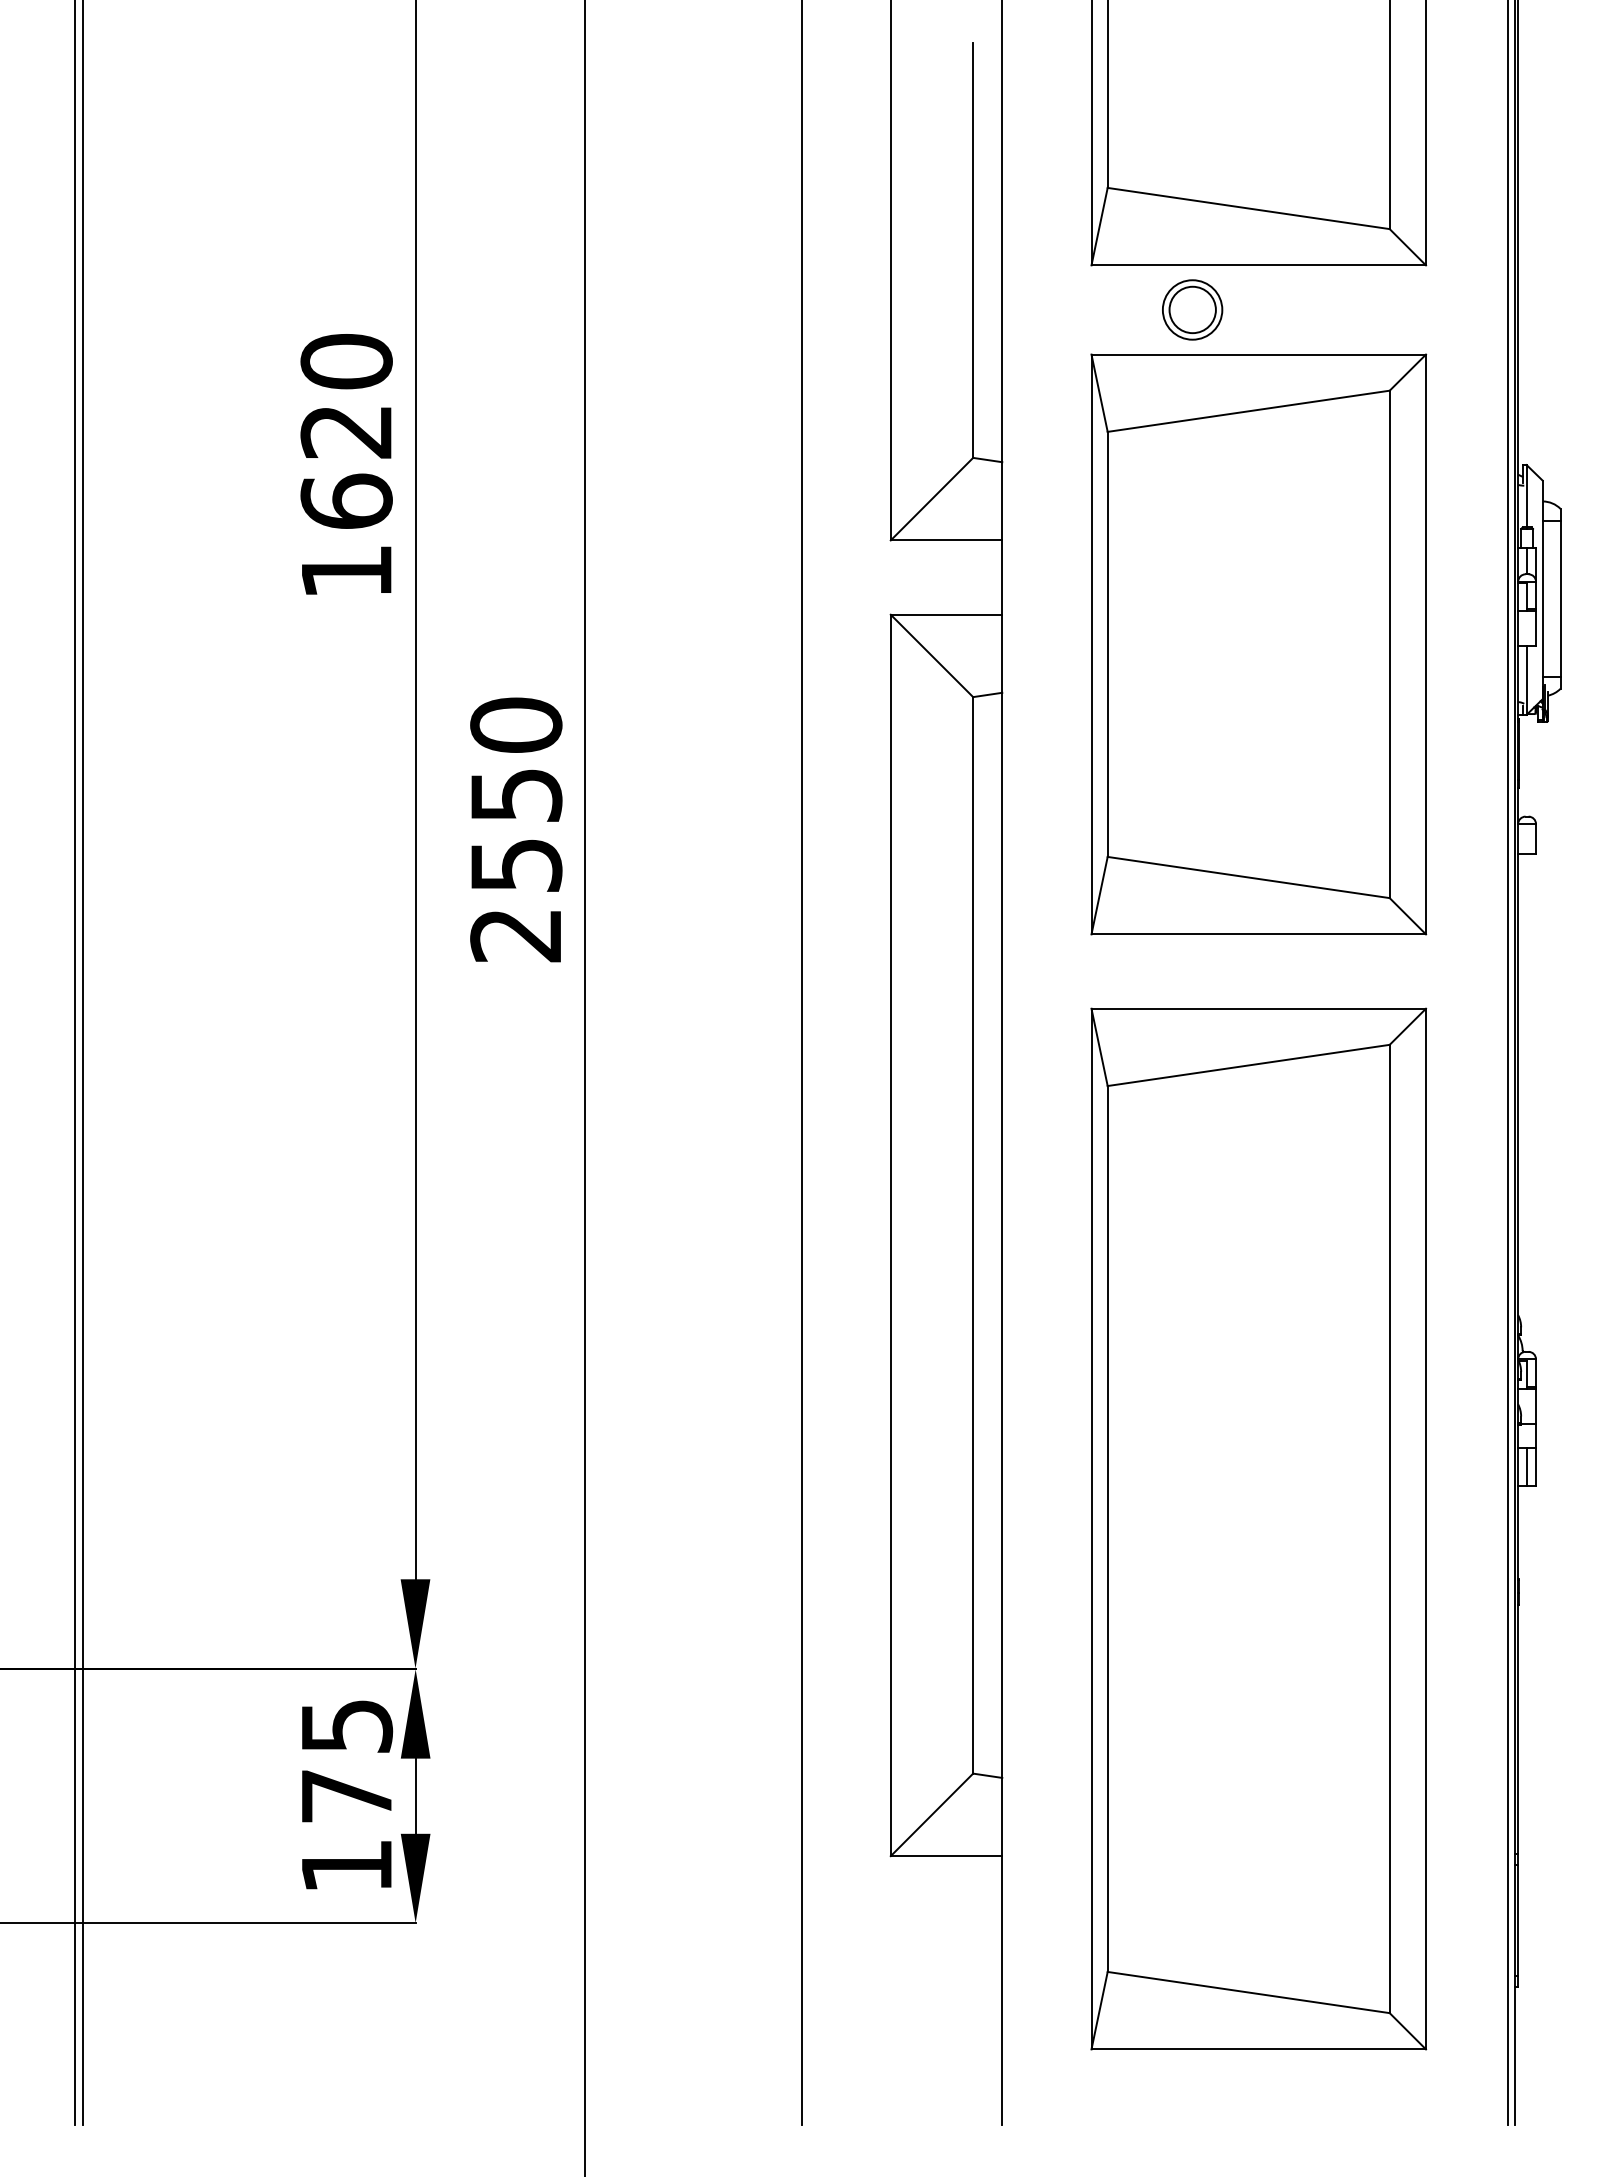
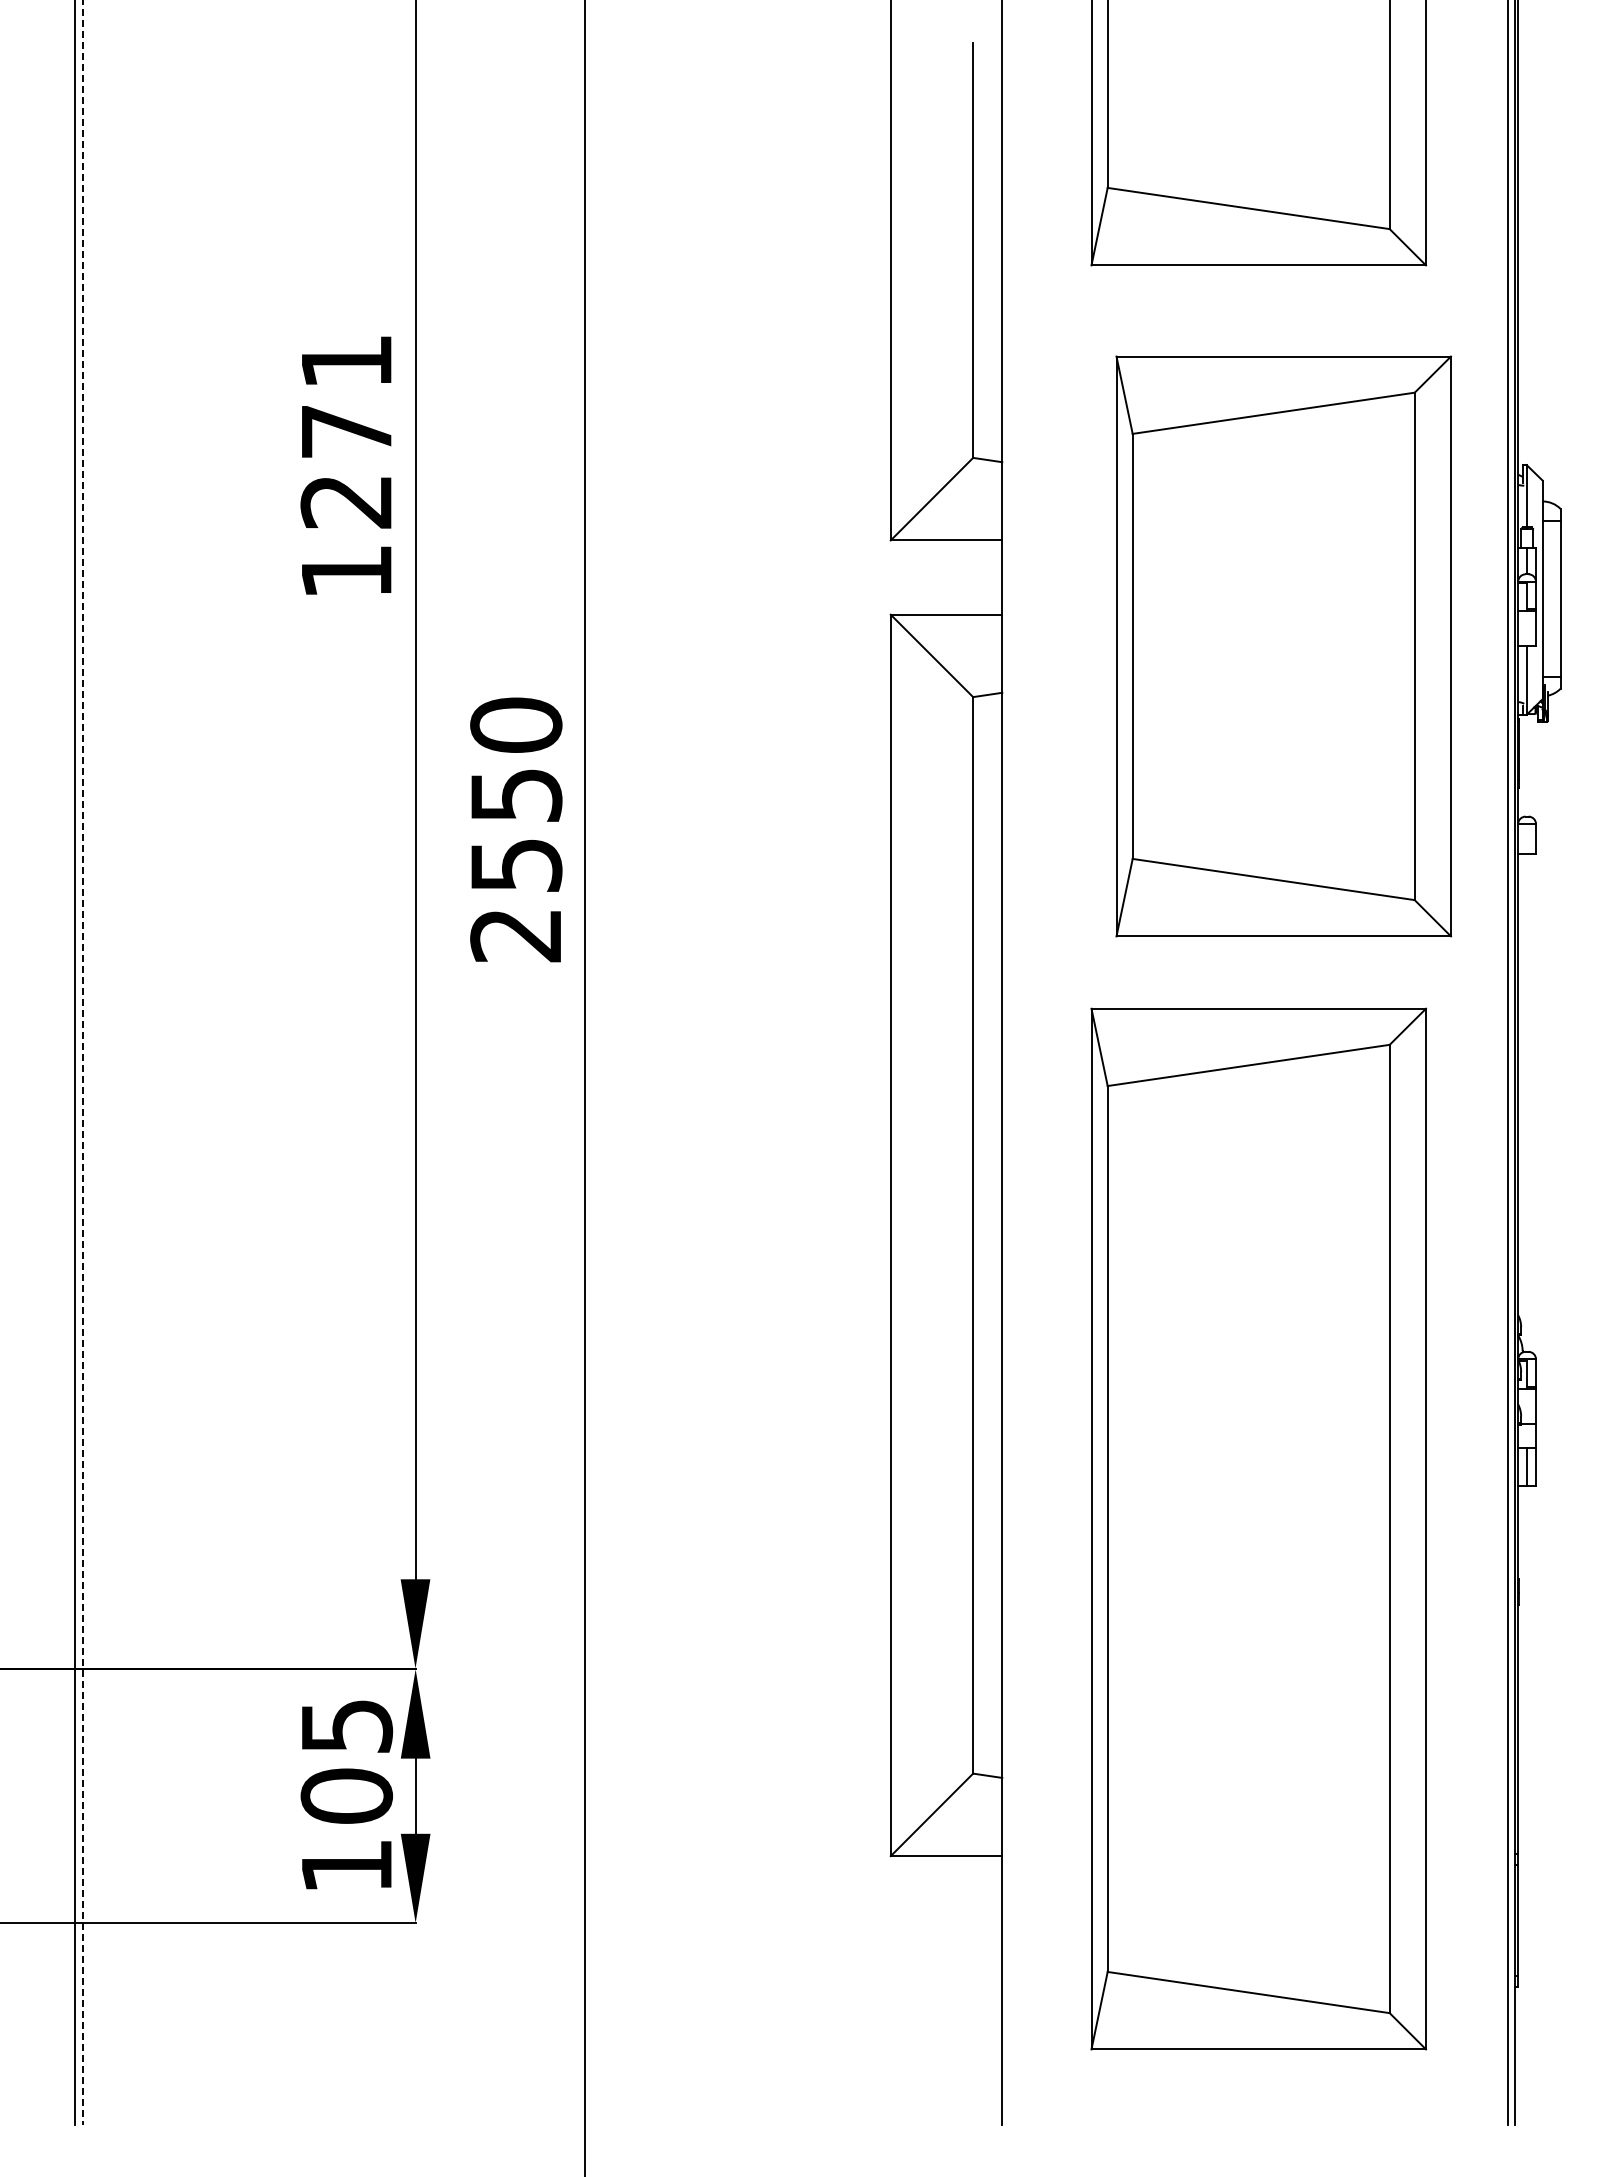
part: present -> none (1192, 309)
text: 1620 -> 1271 (346, 431)
part position: (1258, 644) -> (1283, 646) (1283, 646)
line: solid -> dashed (82, 1063)
line: present -> none (801, 1063)
text: 175 -> 105 (346, 1795)
